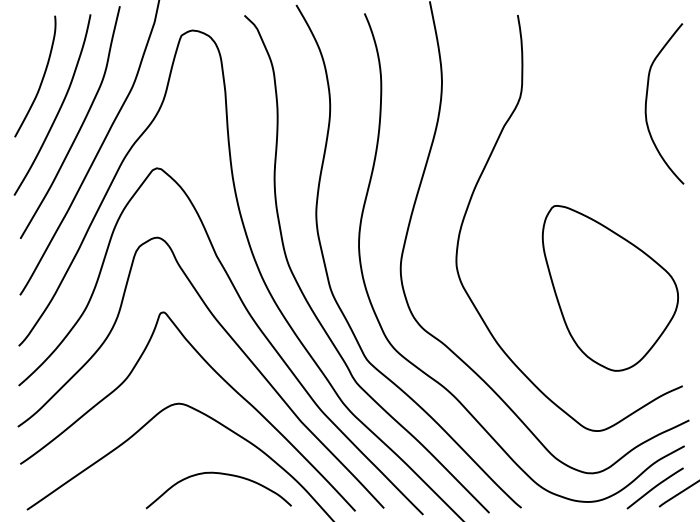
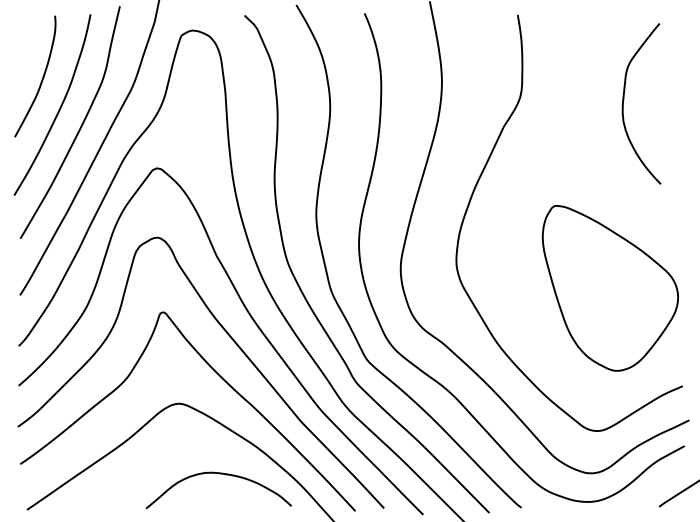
curve position: (647, 100) -> (624, 100) (624, 100)
curve: present -> none (654, 488)
